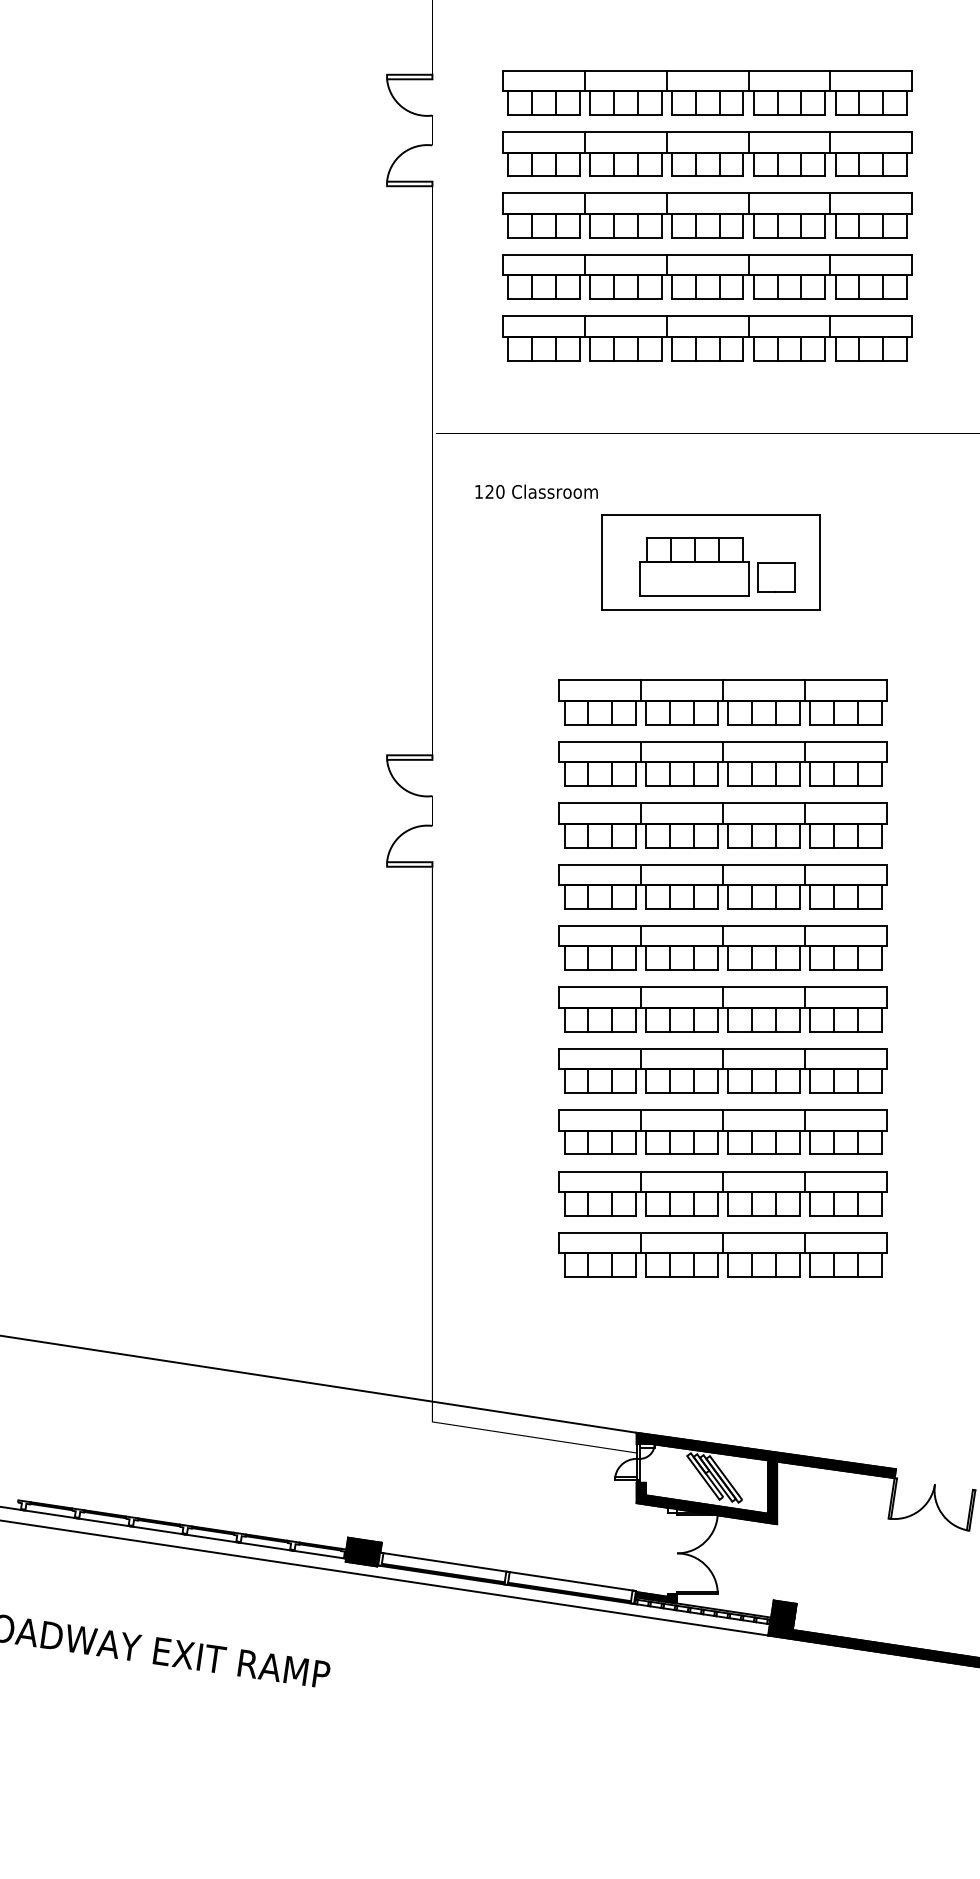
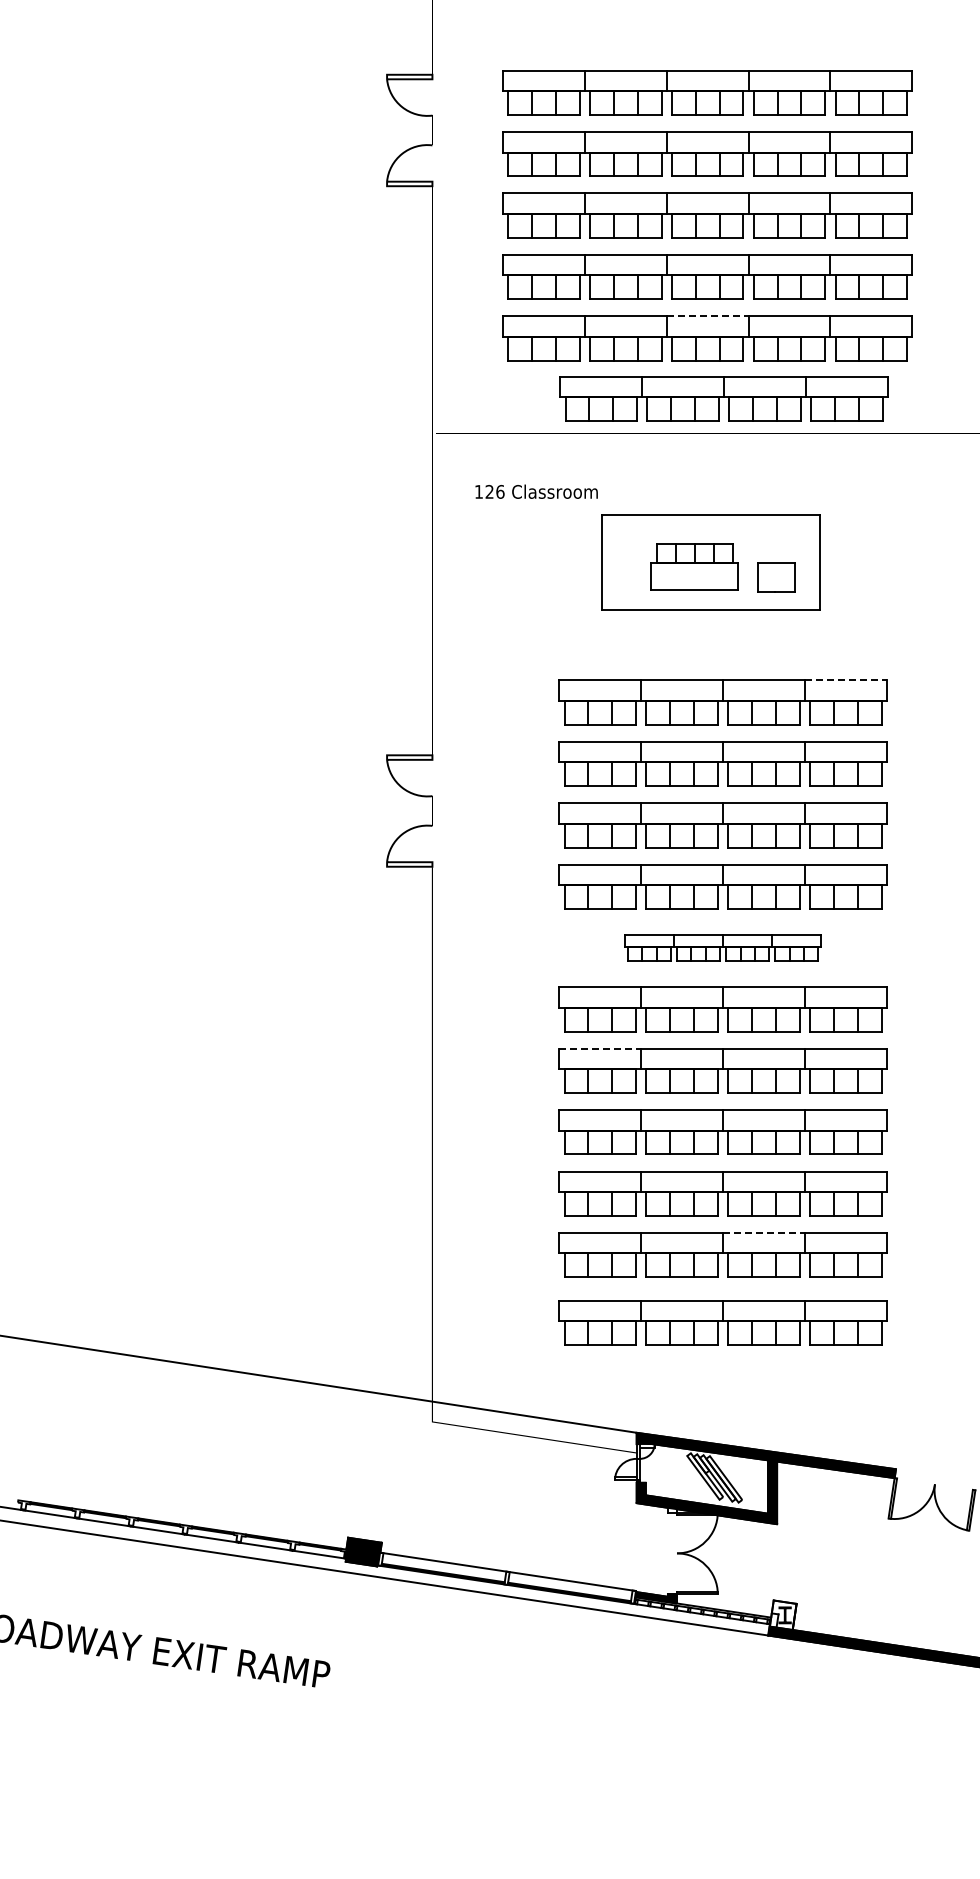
line: solid -> dashed (707, 316)
part: none -> present (723, 398)
text: 120 -> 126 (500, 491)
part size: 111x60 px -> 89x48 px (694, 566)
line: solid -> dashed (845, 680)
part size: 330x46 px -> 198x28 px (722, 947)
line: solid -> dashed (600, 1048)
line: solid -> dashed (764, 1232)
part: none -> present (722, 1322)
fill: present -> none (782, 1615)
